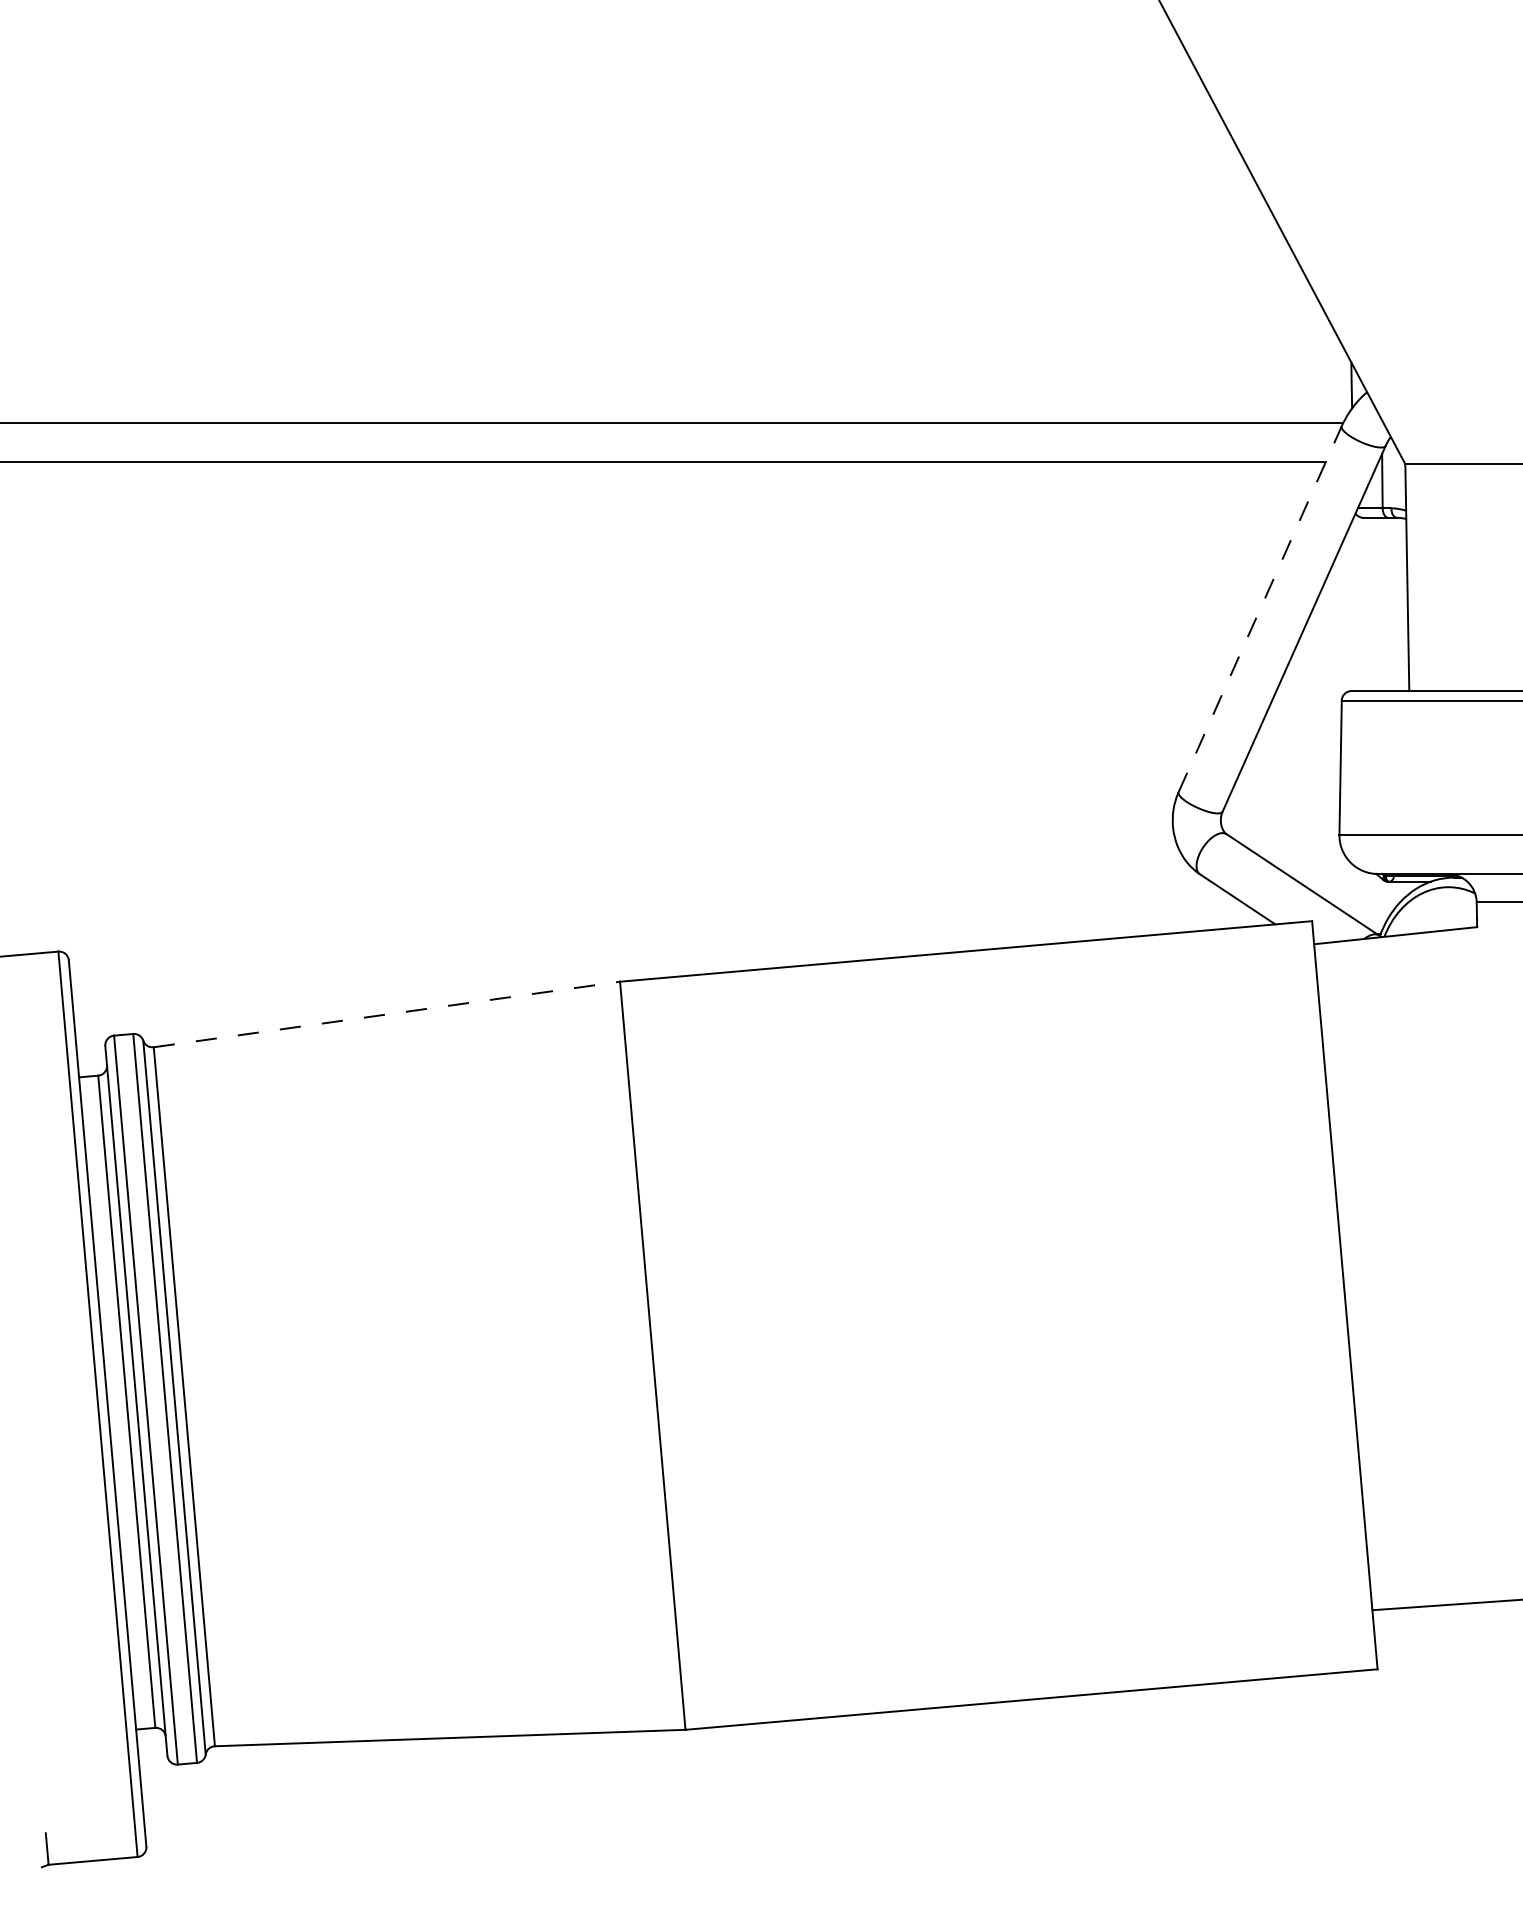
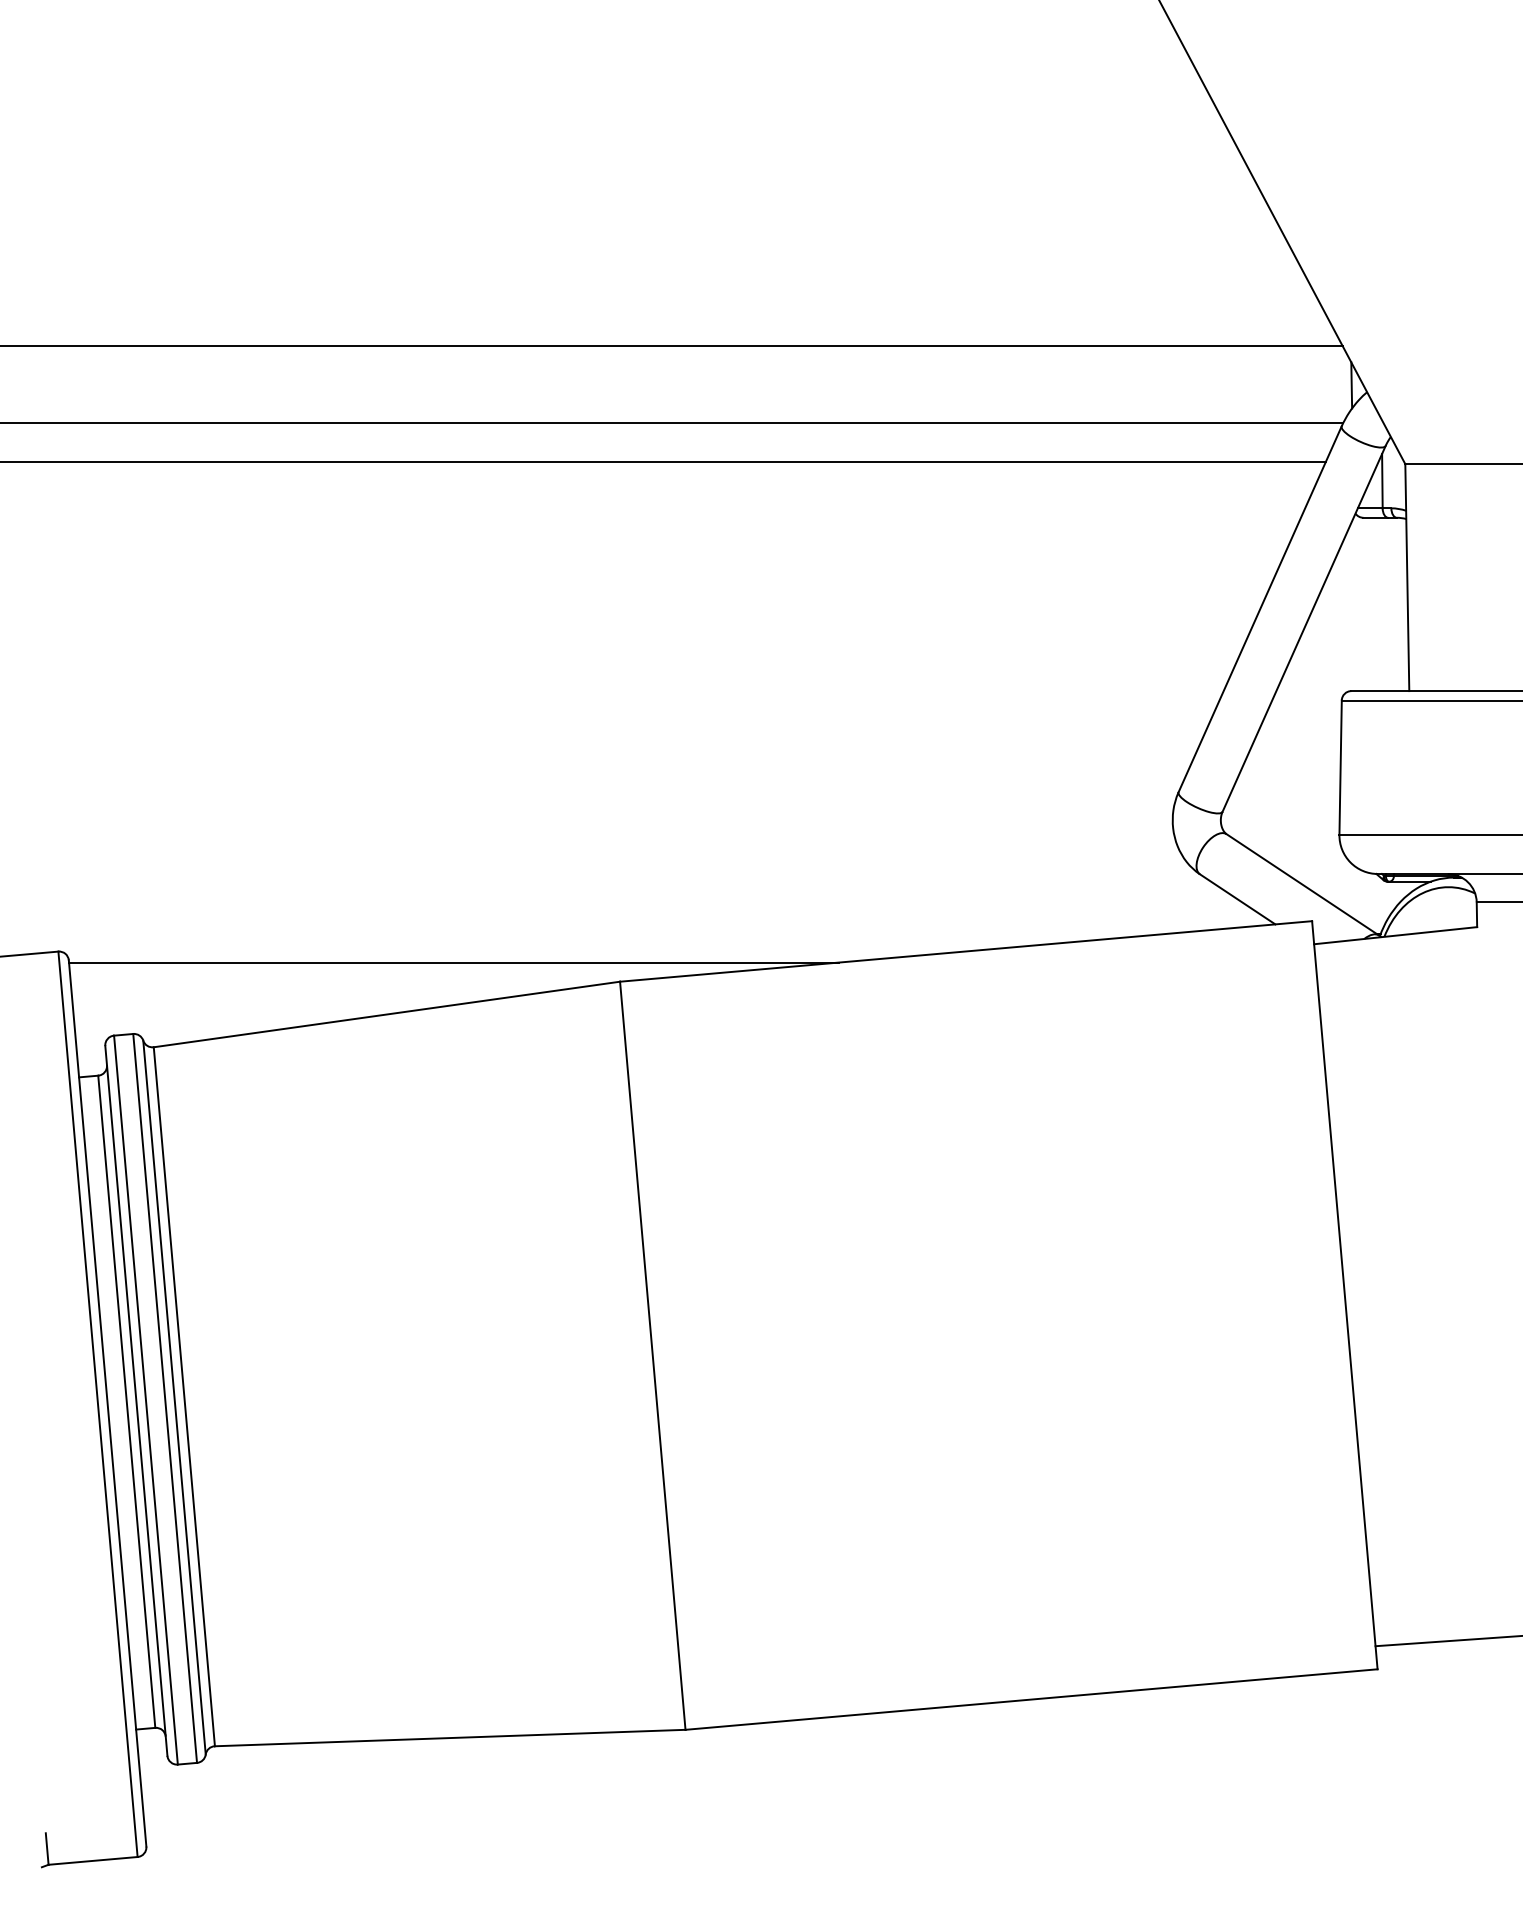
line: none -> present (672, 346)
line: dashed -> solid (1260, 608)
line: none -> present (453, 962)
line: dashed -> solid (387, 1014)
line position: (1445, 1604) -> (1447, 1641) (1447, 1641)
